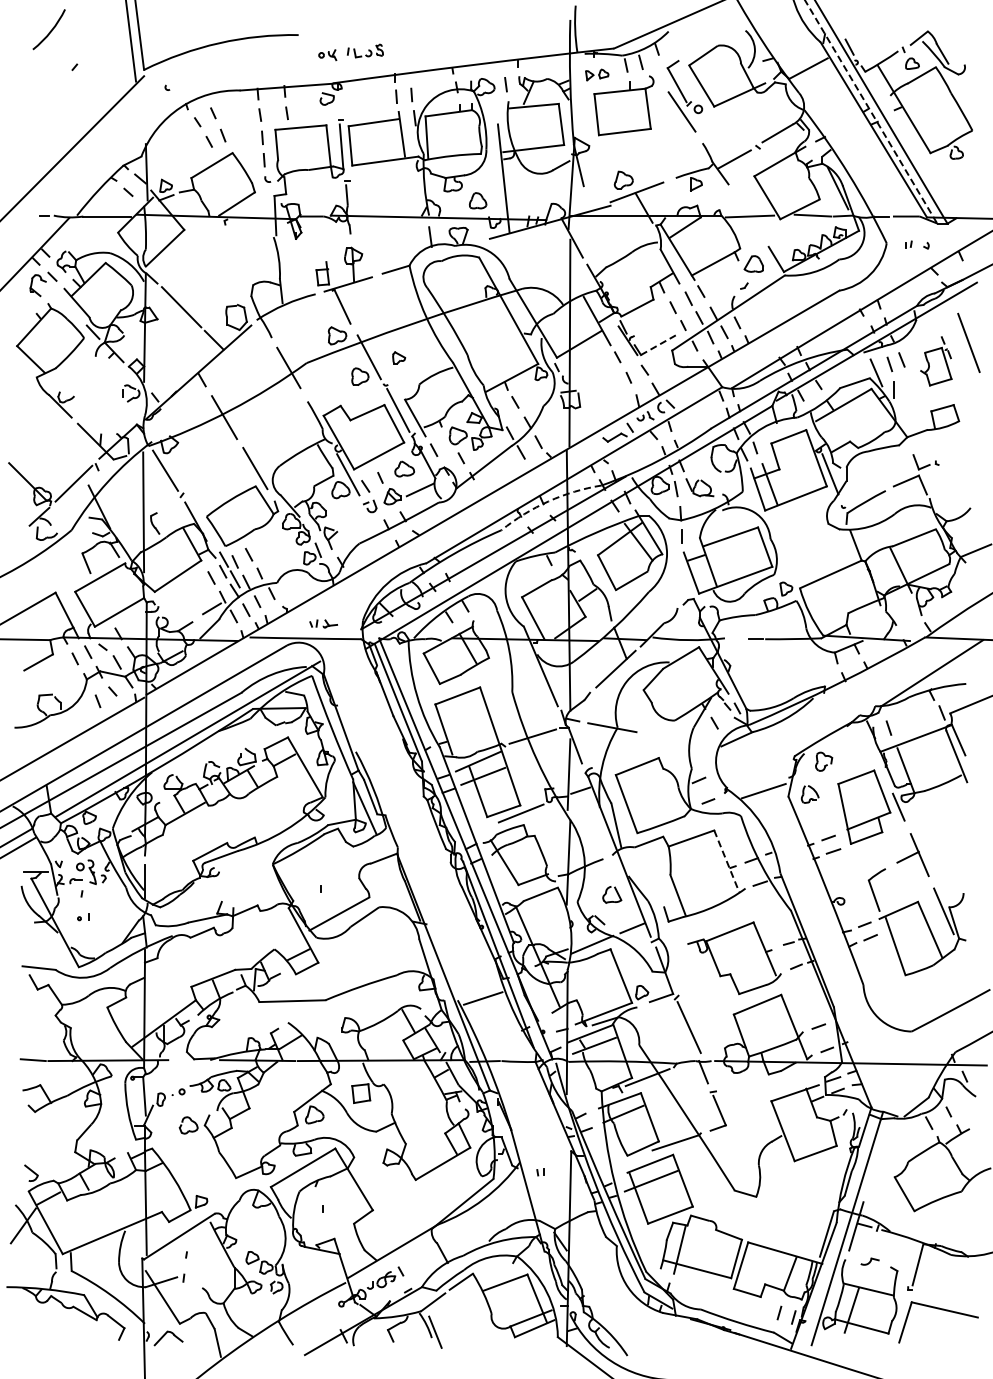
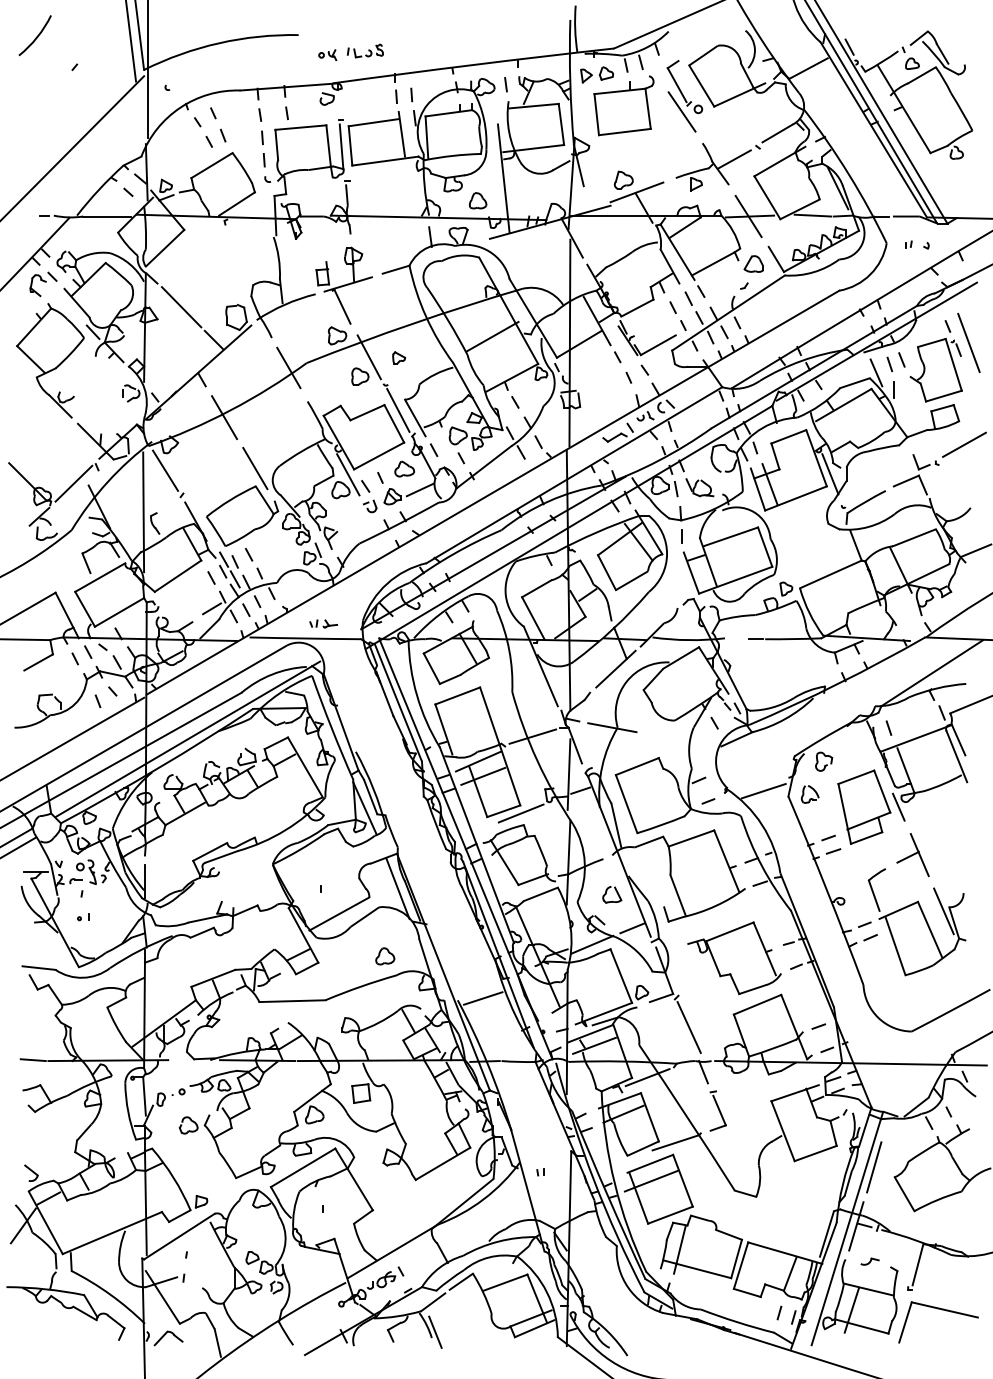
arc position: (50, 30) -> (36, 36) (36, 36)
line: none -> present (147, 69)
part size: 25x14 px -> 35x18 px (597, 74)
line: dashed -> solid (871, 111)
line: none -> present (748, 216)
line: none -> present (492, 336)
line: dashed -> solid (657, 345)
part size: 33x51 px -> 54x83 px (935, 361)
line: none -> present (964, 444)
arc: dashed -> solid (548, 501)
line: dashed -> solid (726, 861)
line: none -> present (397, 888)
part: none -> present (385, 956)
line: none -> present (874, 1167)
